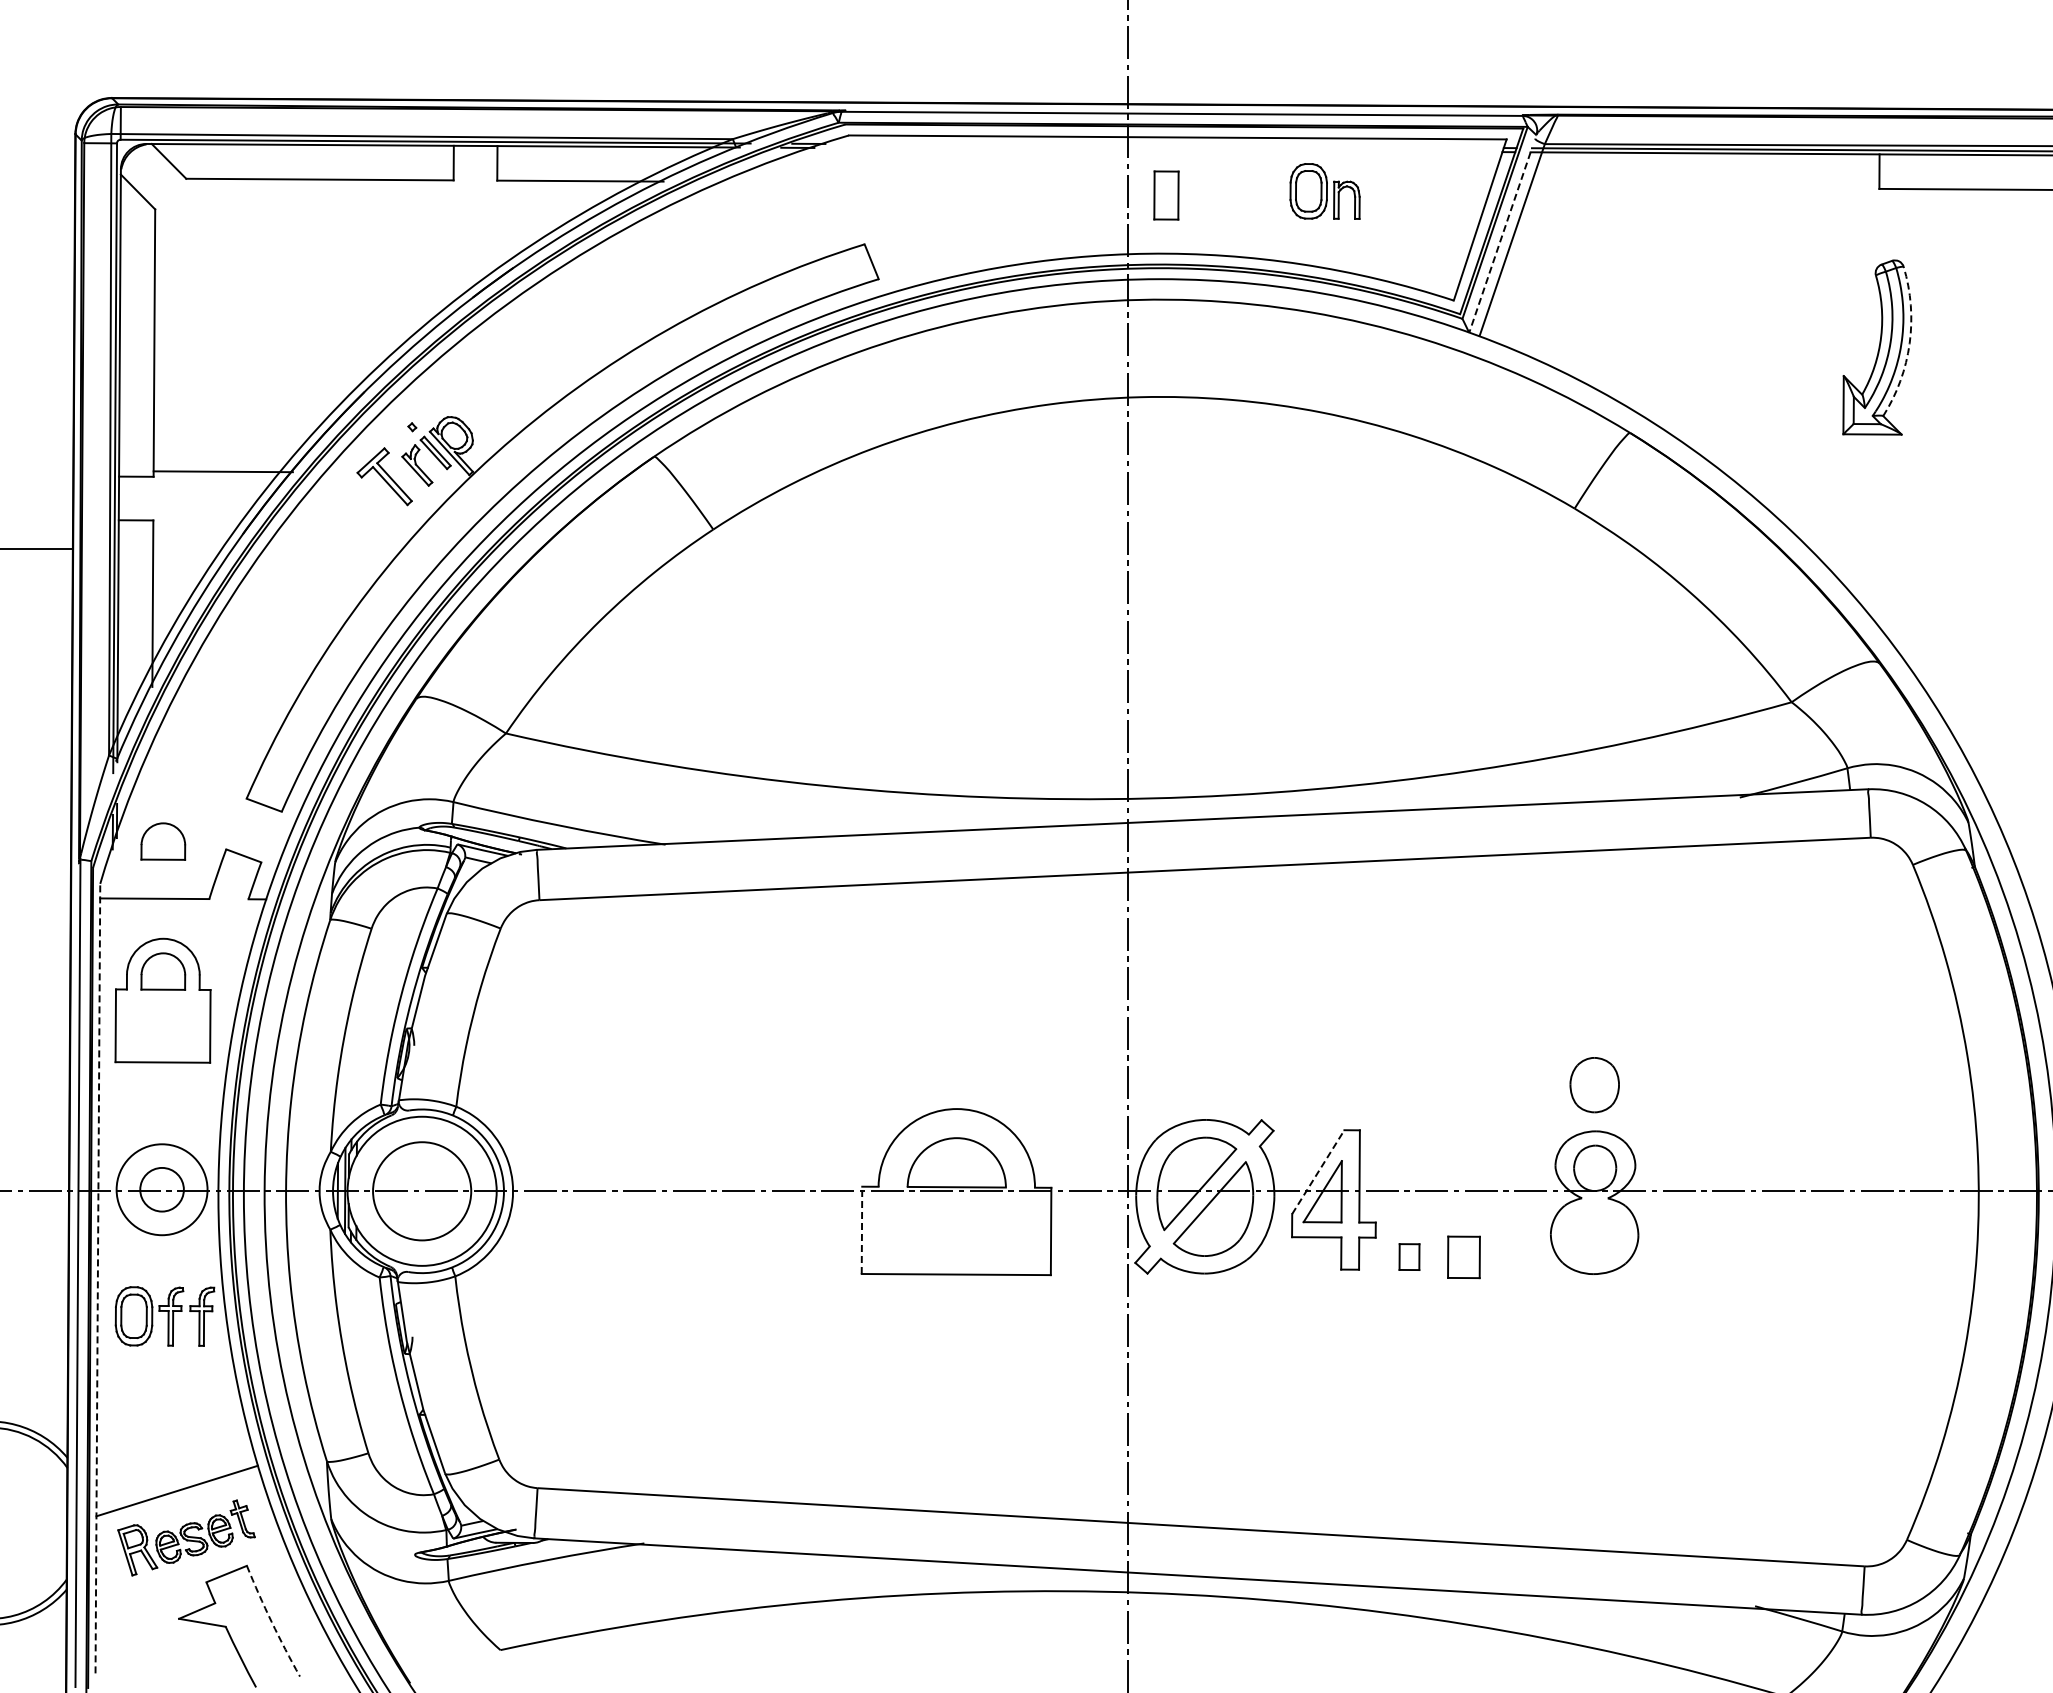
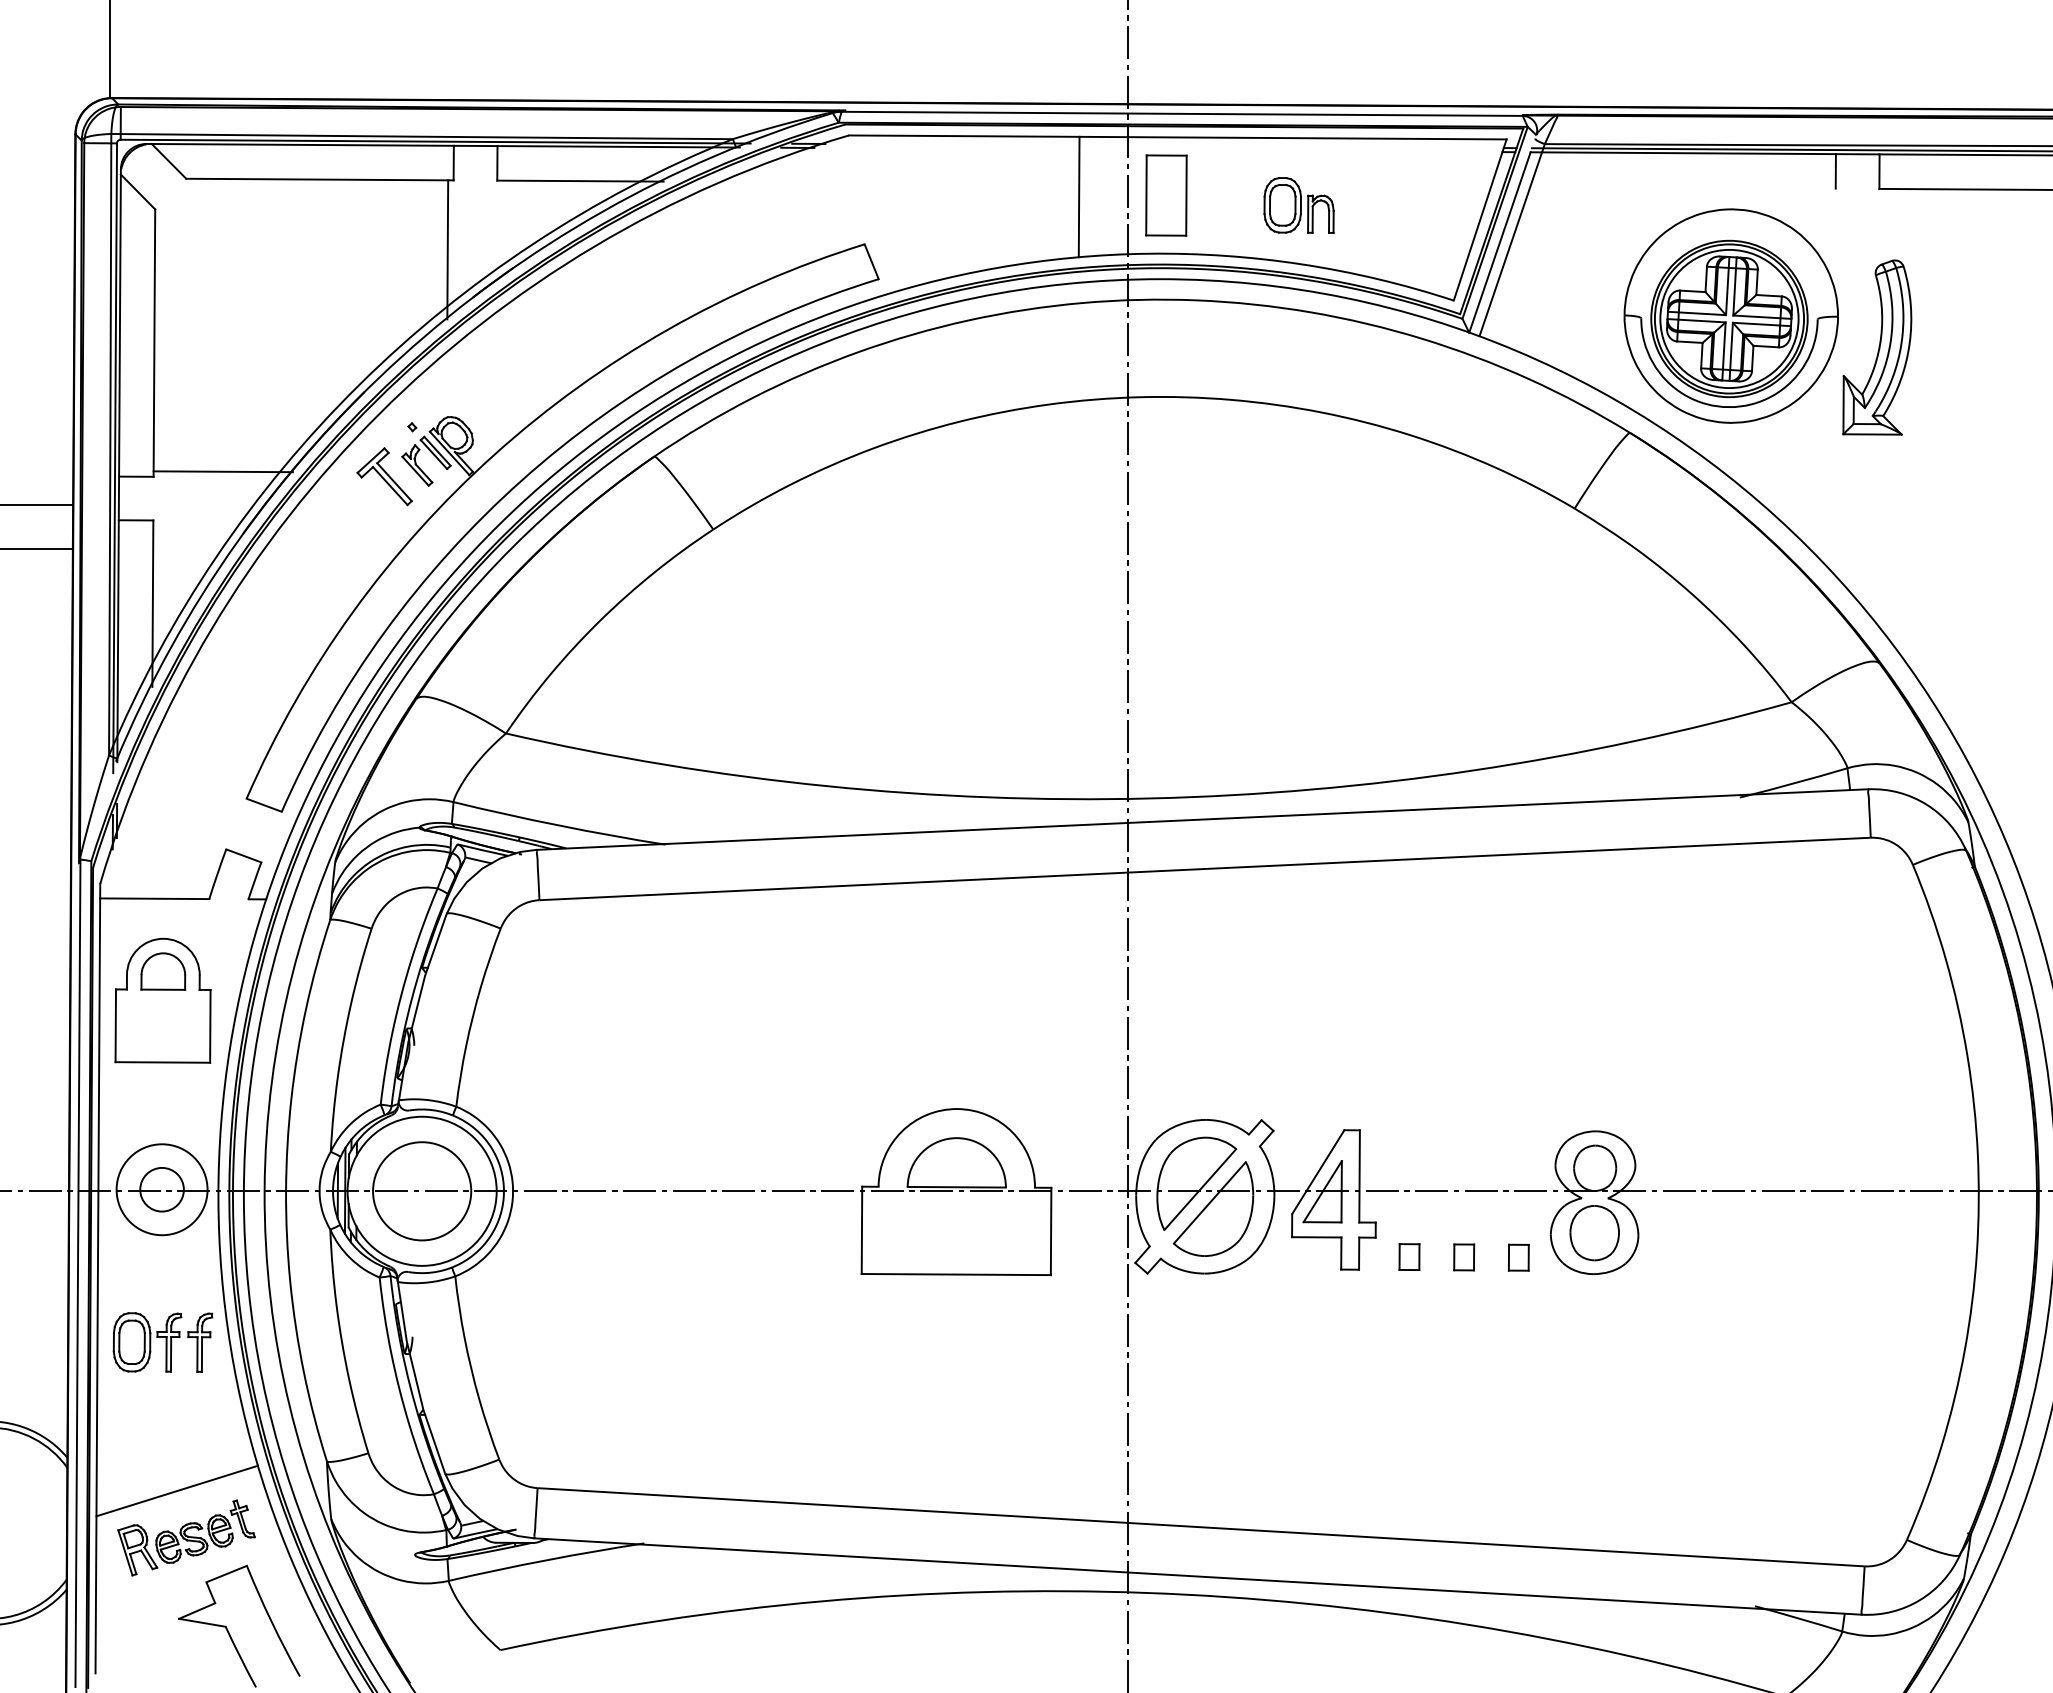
line: none -> present (109, 50)
line: none -> present (1835, 171)
part position: (1324, 191) -> (1298, 205) (1298, 205)
part size: 27x51 px -> 43x83 px (1166, 195)
line: none -> present (1078, 196)
line: dashed -> solid (1499, 243)
line: none -> present (447, 249)
part: none -> present (1730, 315)
arc: dashed -> solid (1909, 343)
line: none -> present (37, 504)
part: present -> none (163, 841)
part position: (1594, 1085) -> (1594, 1233) (1594, 1233)
line: dashed -> solid (1318, 1171)
line: dashed -> solid (861, 1230)
part size: 34x45 px -> 23x29 px (1464, 1257)
part: none -> present (1518, 1257)
line: dashed -> solid (97, 1278)
part position: (164, 1316) -> (162, 1342) (162, 1342)
arc: dashed -> solid (271, 1622)
